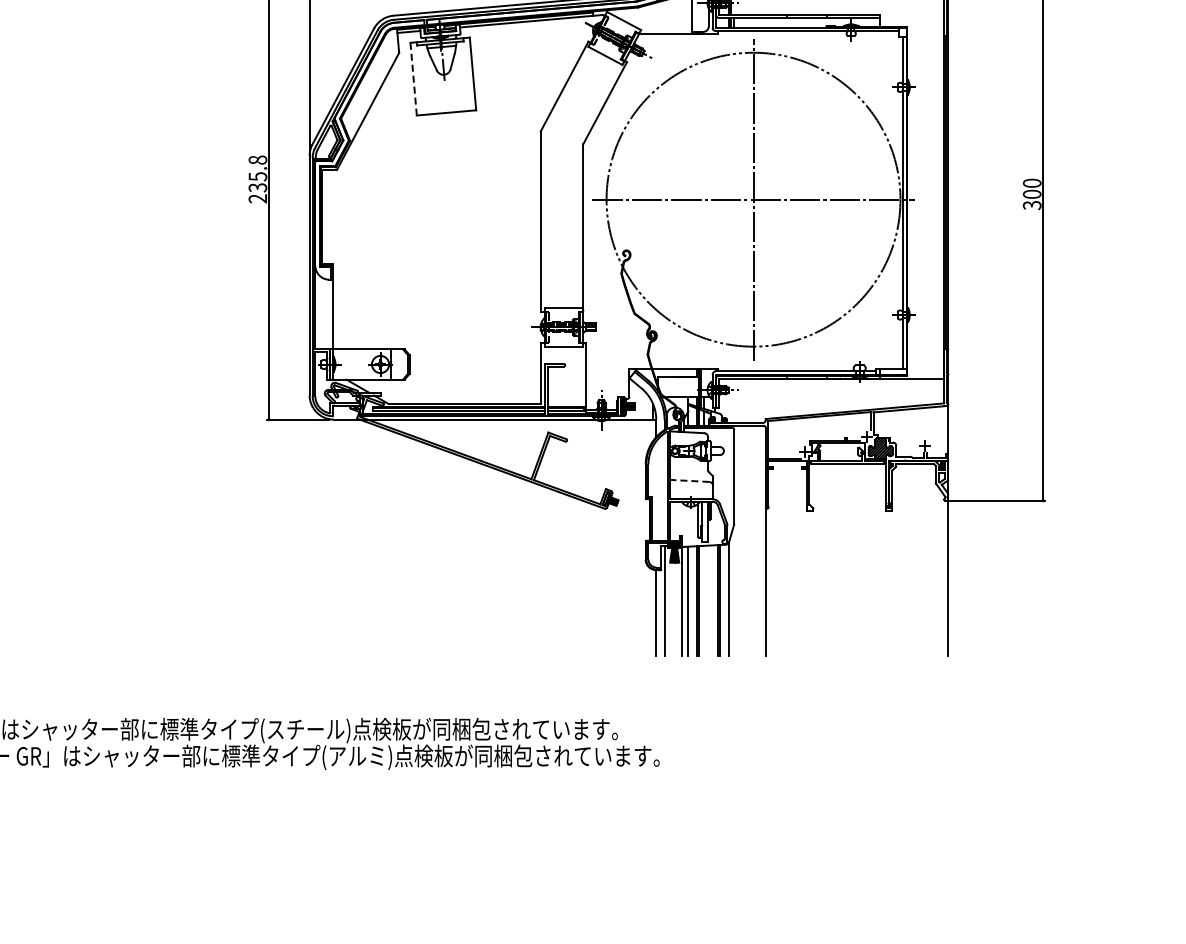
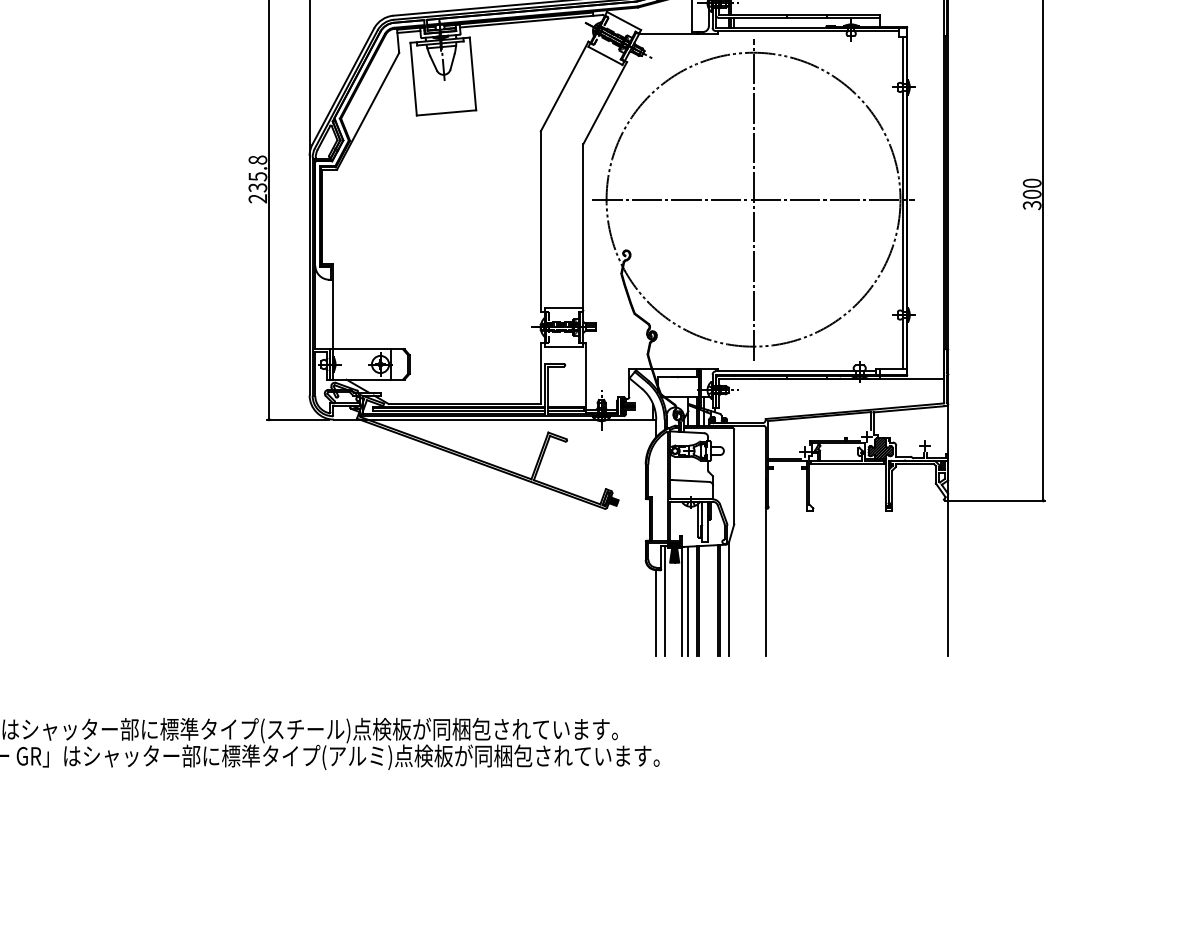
line: dashed -> solid (413, 79)
line: dashed -> solid (690, 480)
